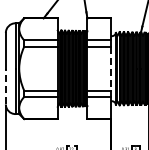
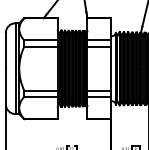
line: dashed -> solid (111, 68)
line: dashed -> solid (5, 86)
